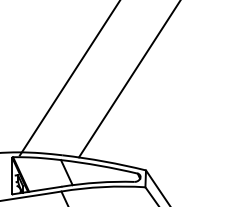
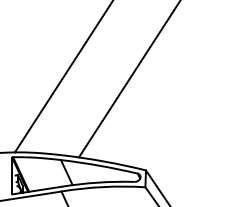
line position: (68, 78) -> (63, 77) (63, 77)
